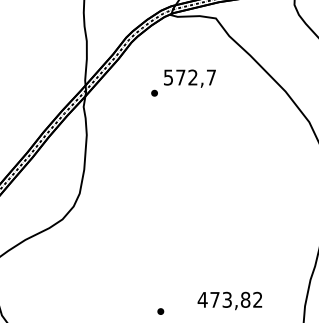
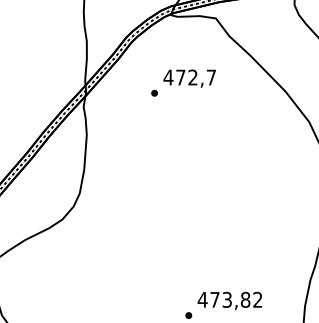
text: 572,7 -> 472,7 (168, 77)
part position: (160, 311) -> (188, 315) (188, 315)
